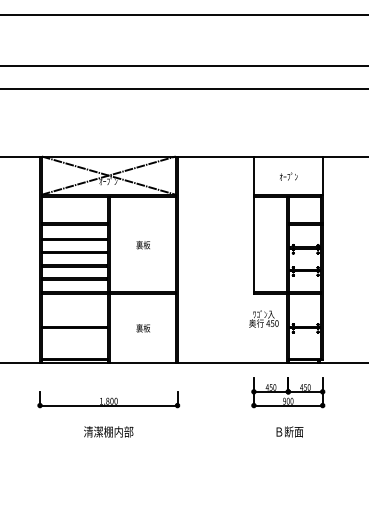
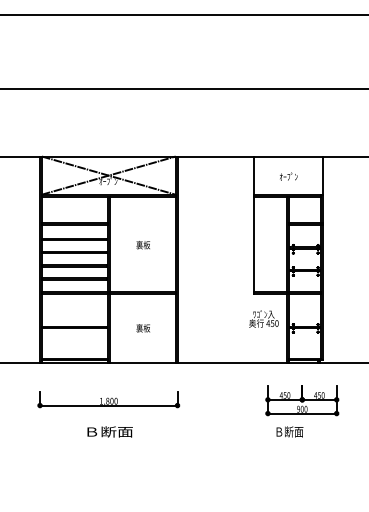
line: present -> none (183, 66)
part position: (288, 392) -> (302, 400) (302, 400)
text: 清潔棚内部 -> Ｂ断面 (108, 431)
